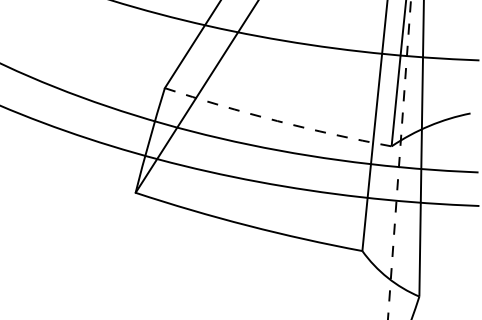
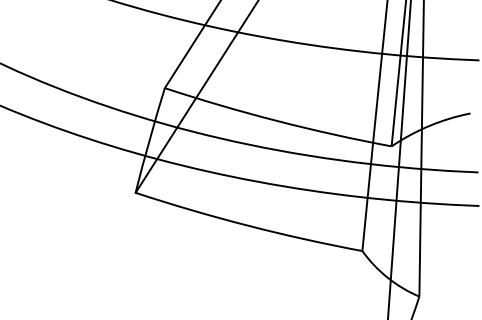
arc: dashed -> solid (277, 121)
line: dashed -> solid (399, 160)
